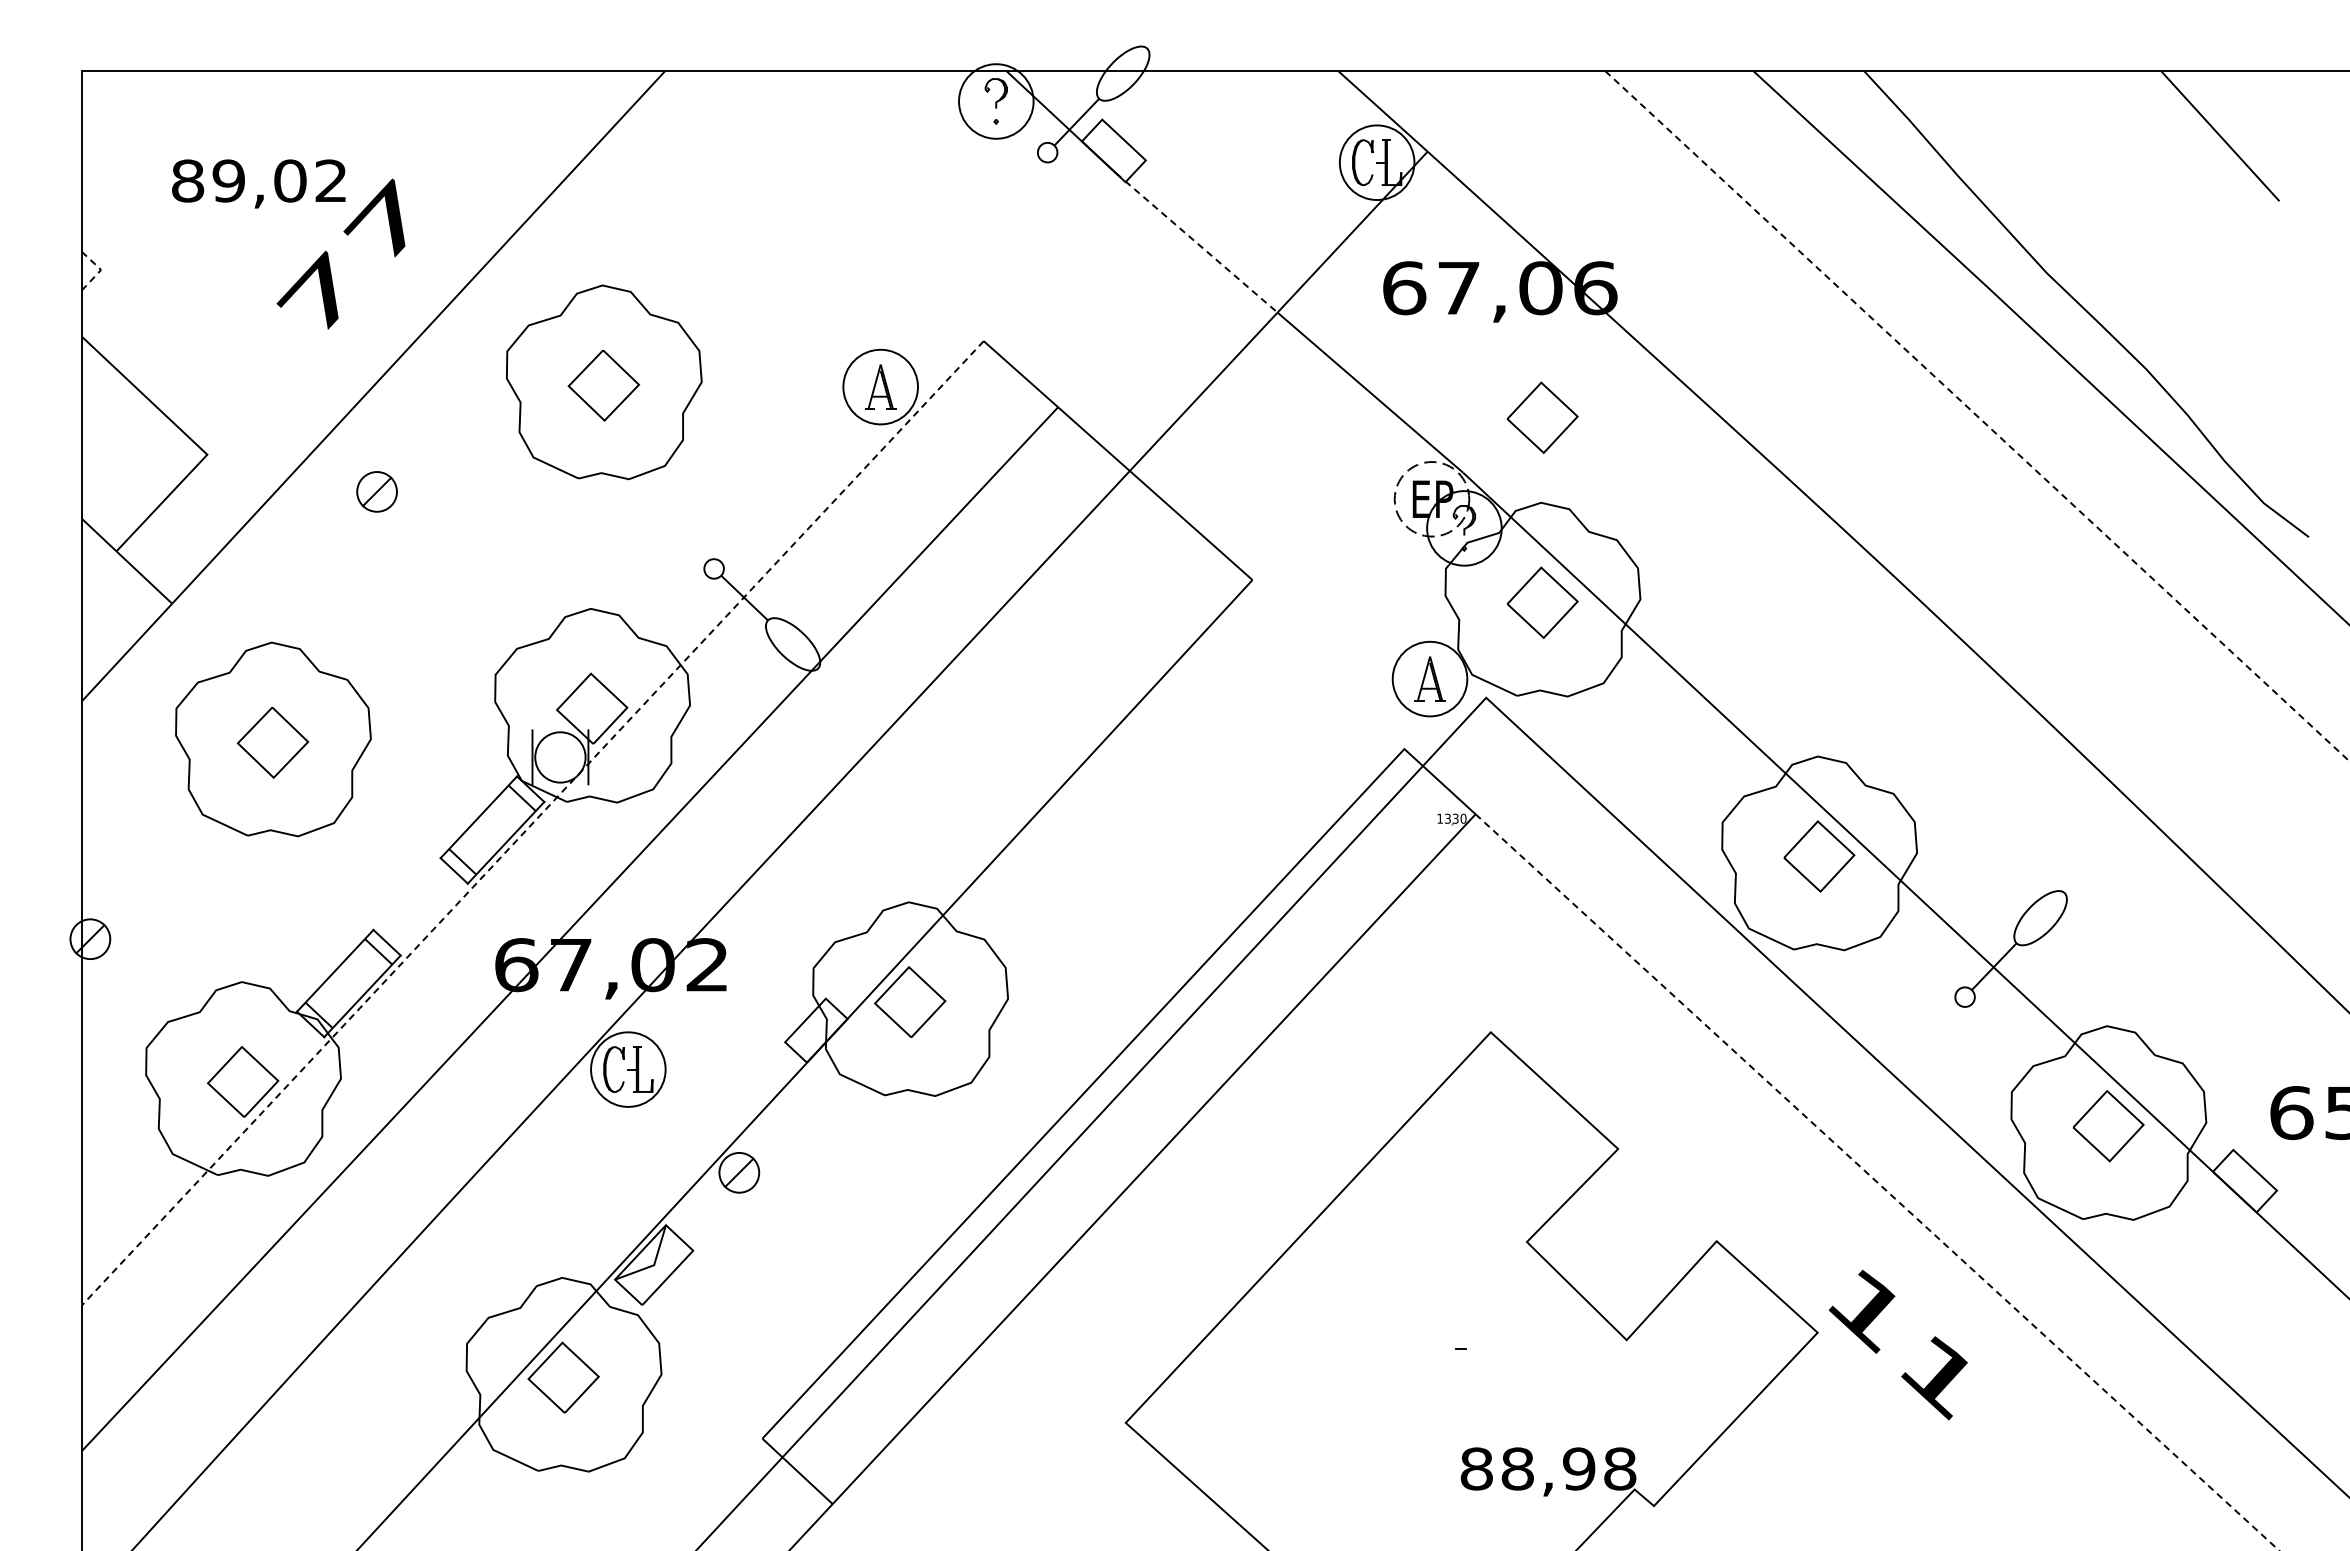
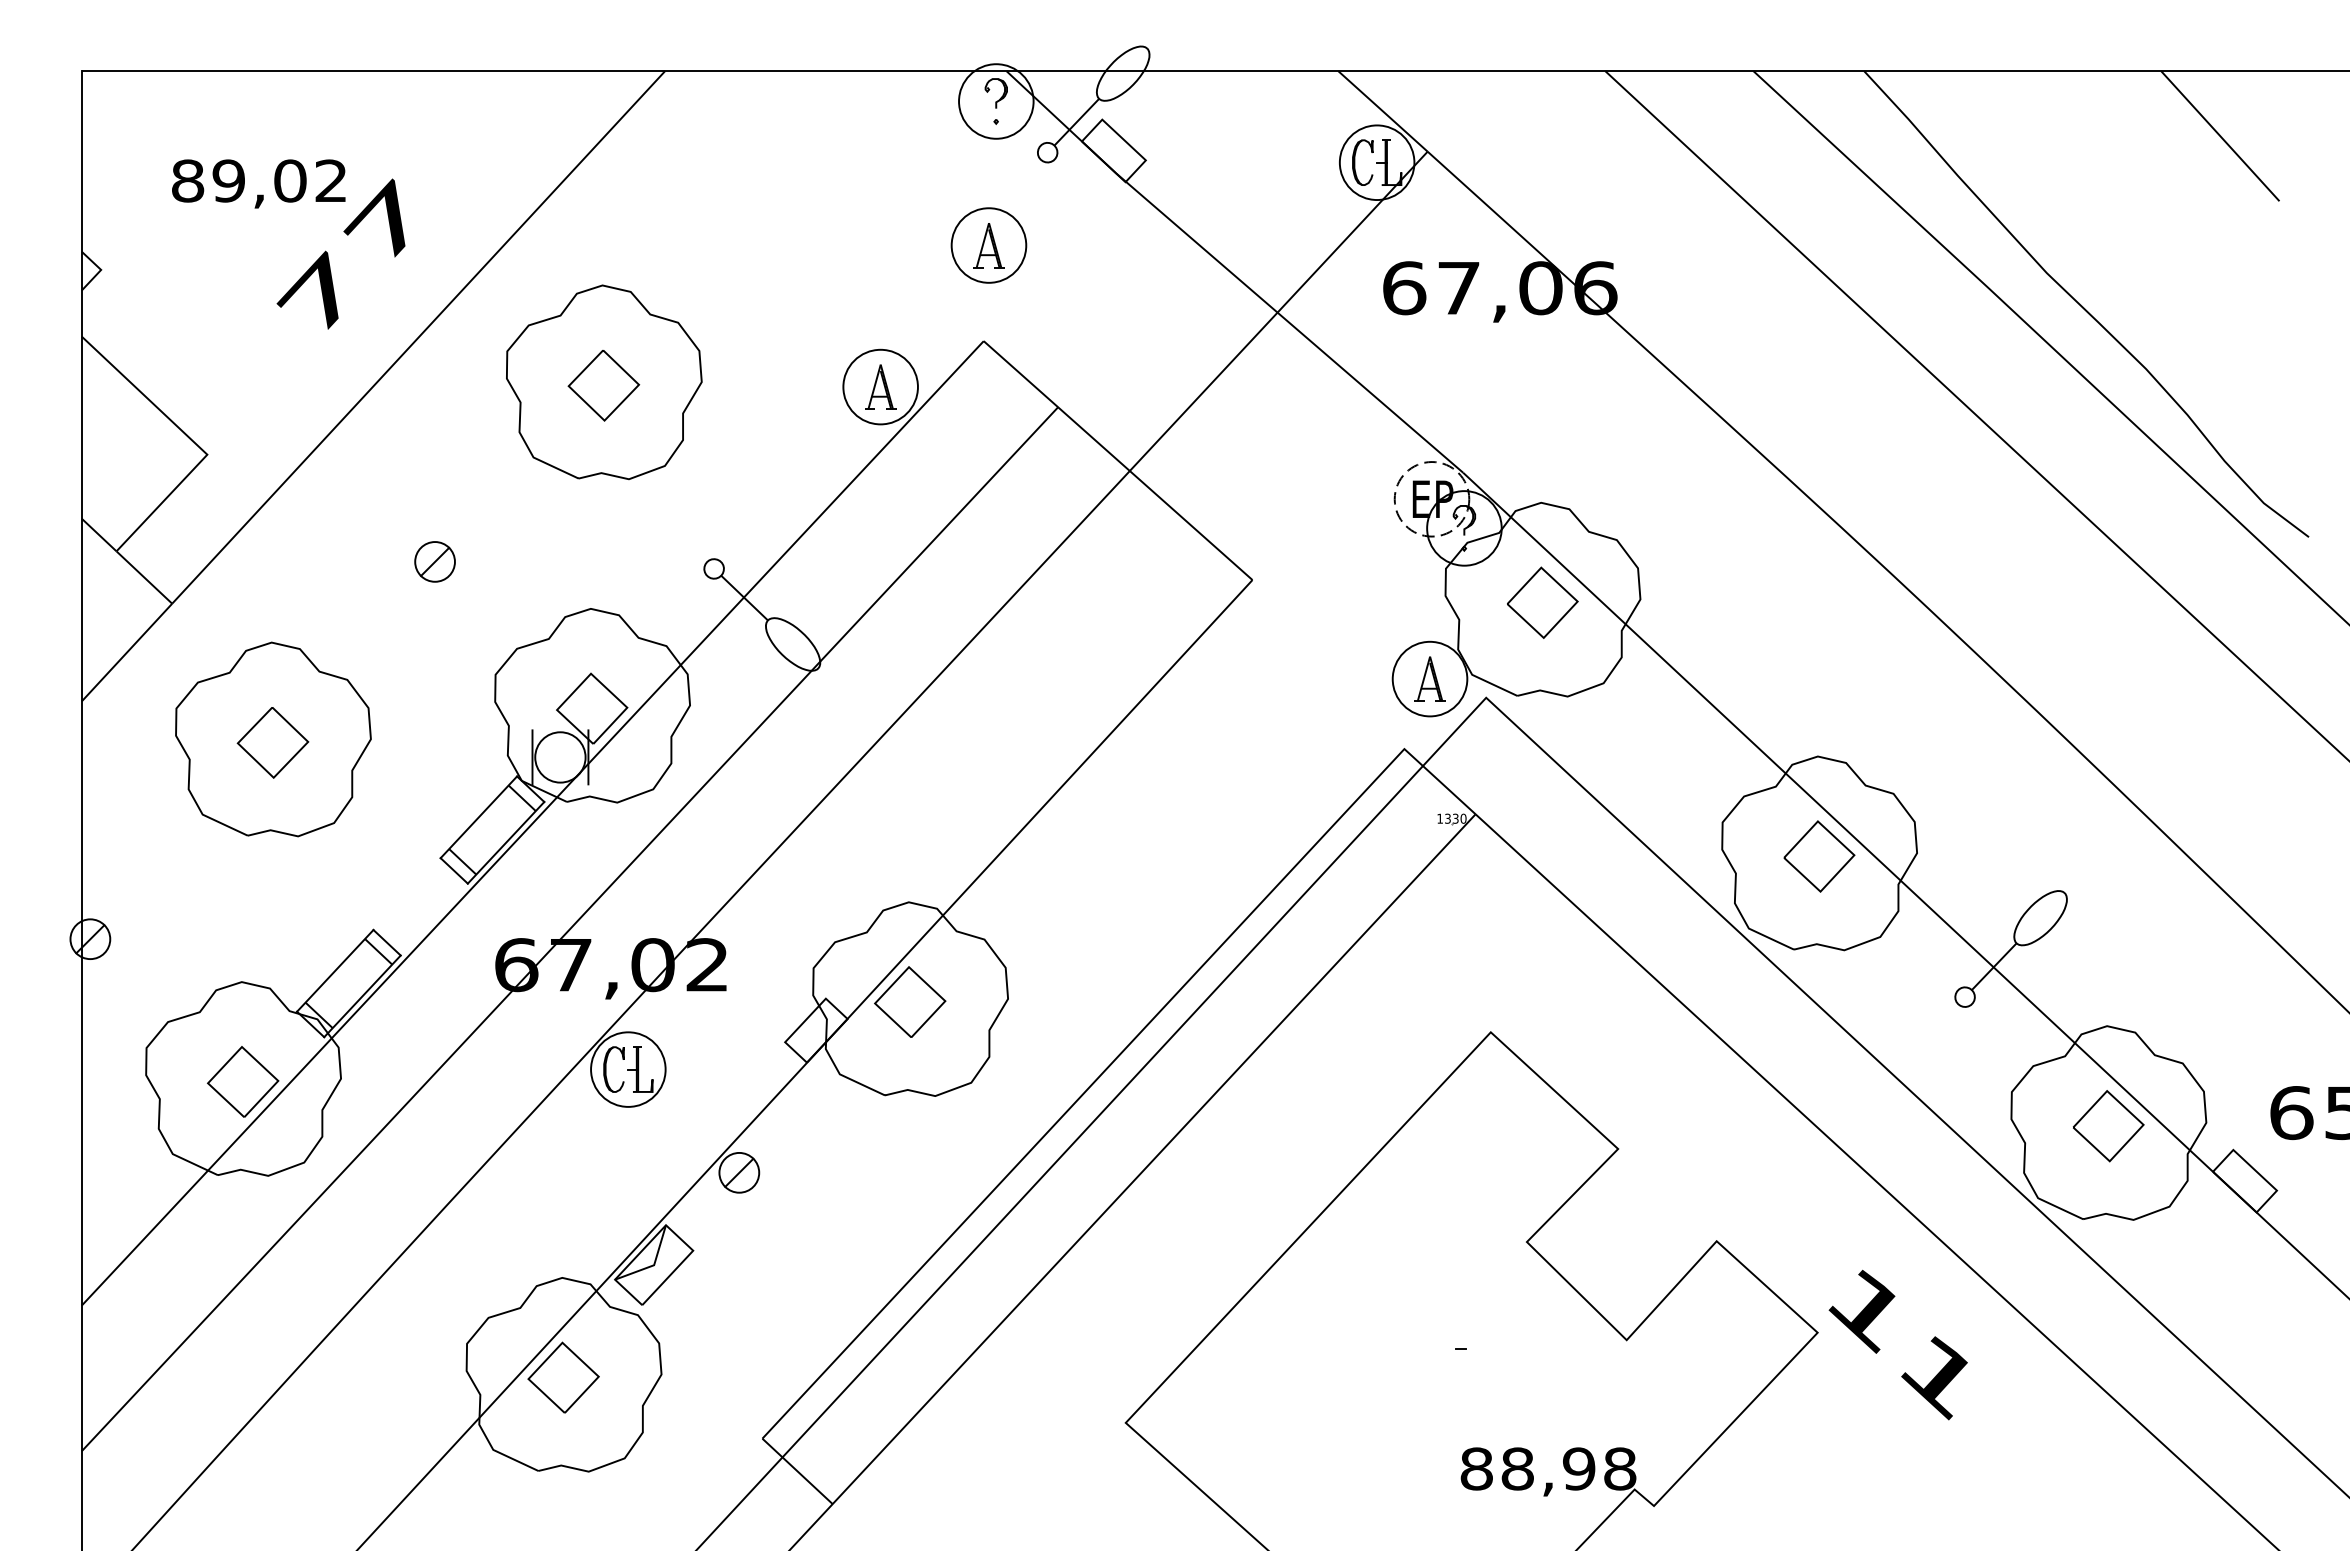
line: dashed -> solid (1196, 243)
part: none -> present (988, 245)
line: dashed -> solid (100, 270)
line: dashed -> solid (1977, 416)
part: present -> none (1542, 417)
part position: (376, 491) -> (434, 561) (434, 561)
line: dashed -> solid (532, 823)
line: dashed -> solid (1877, 1182)
